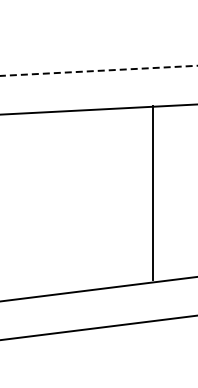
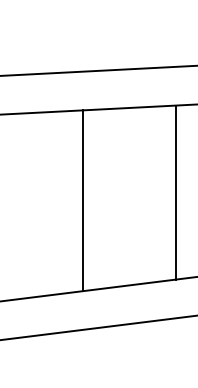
line: dashed -> solid (98, 70)
line position: (153, 192) -> (176, 192) (176, 192)
line: none -> present (82, 200)
